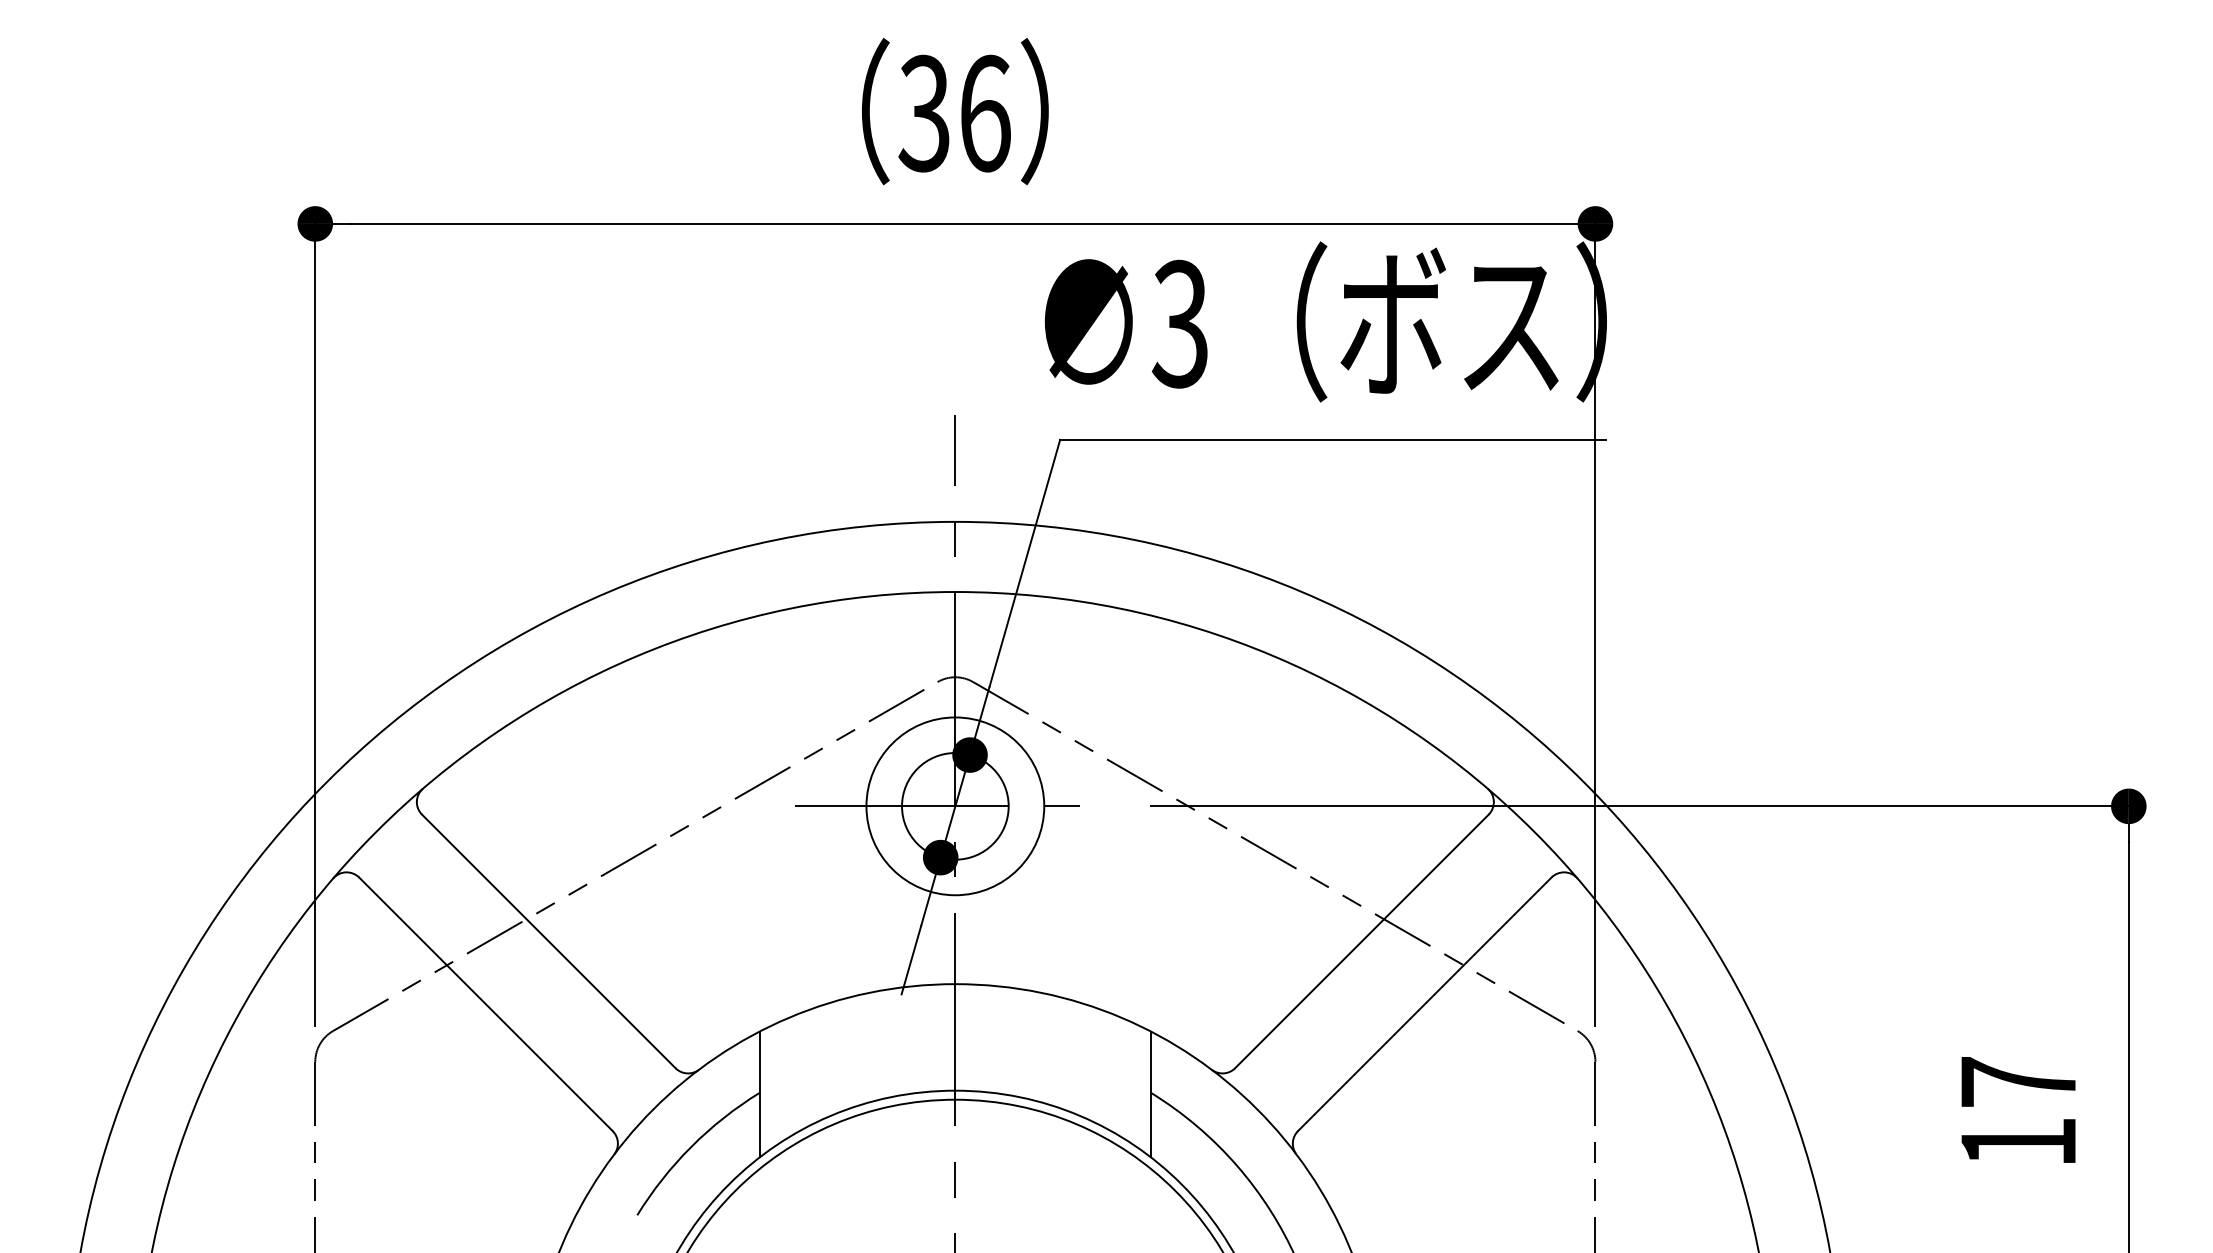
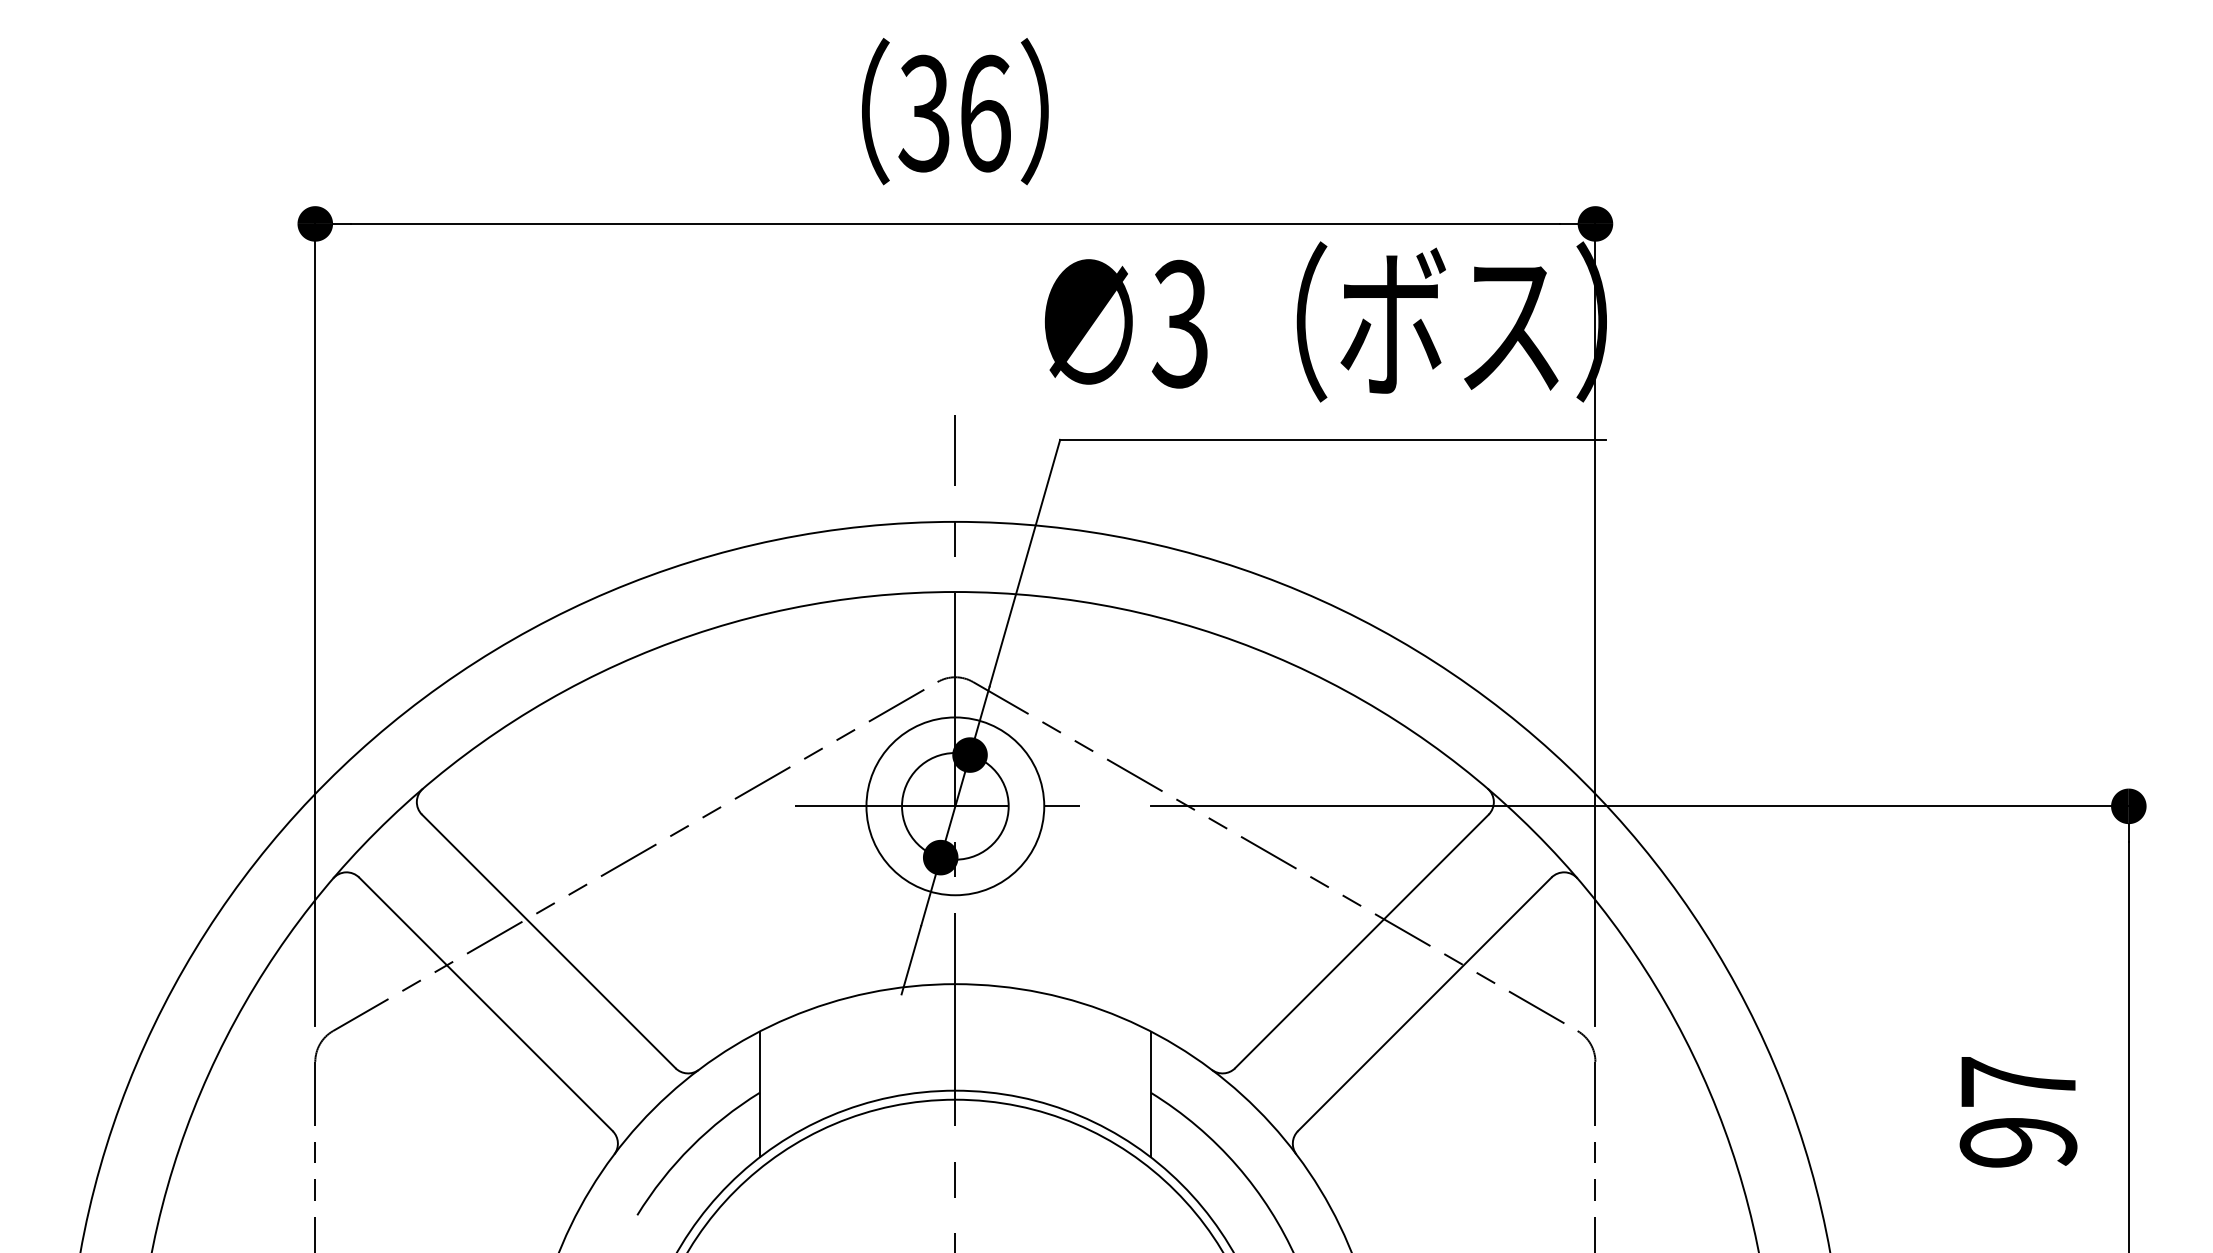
text: 17 -> 97 (2018, 1142)
